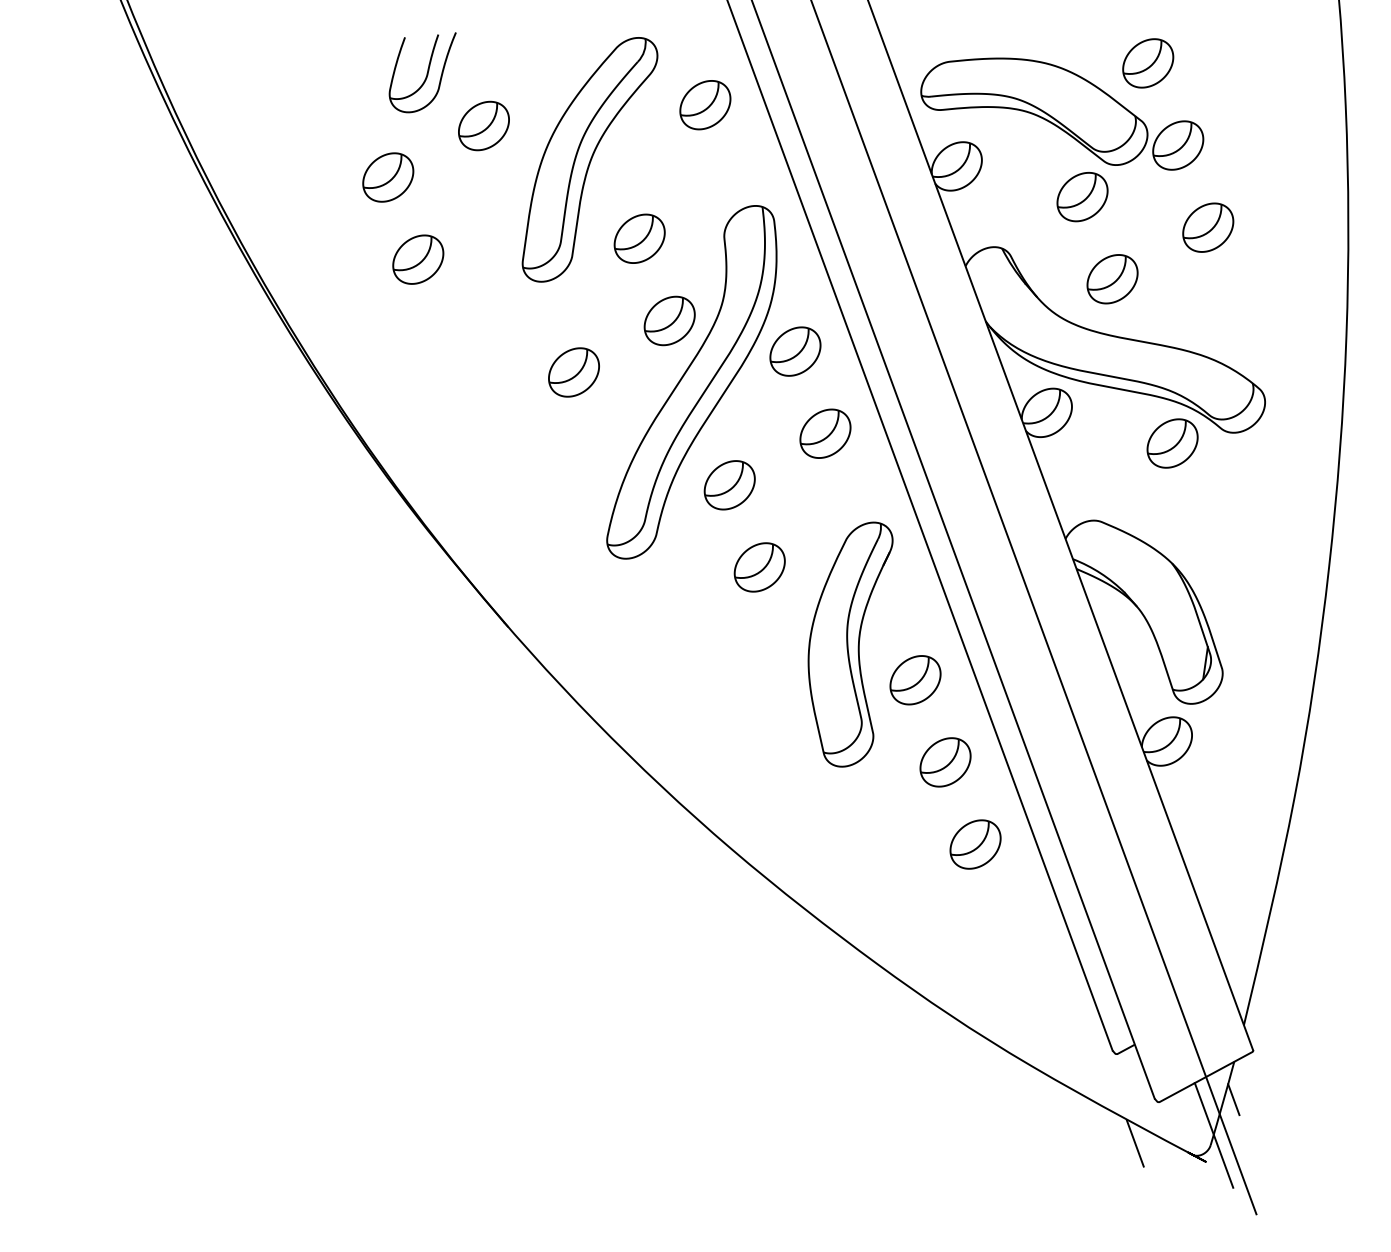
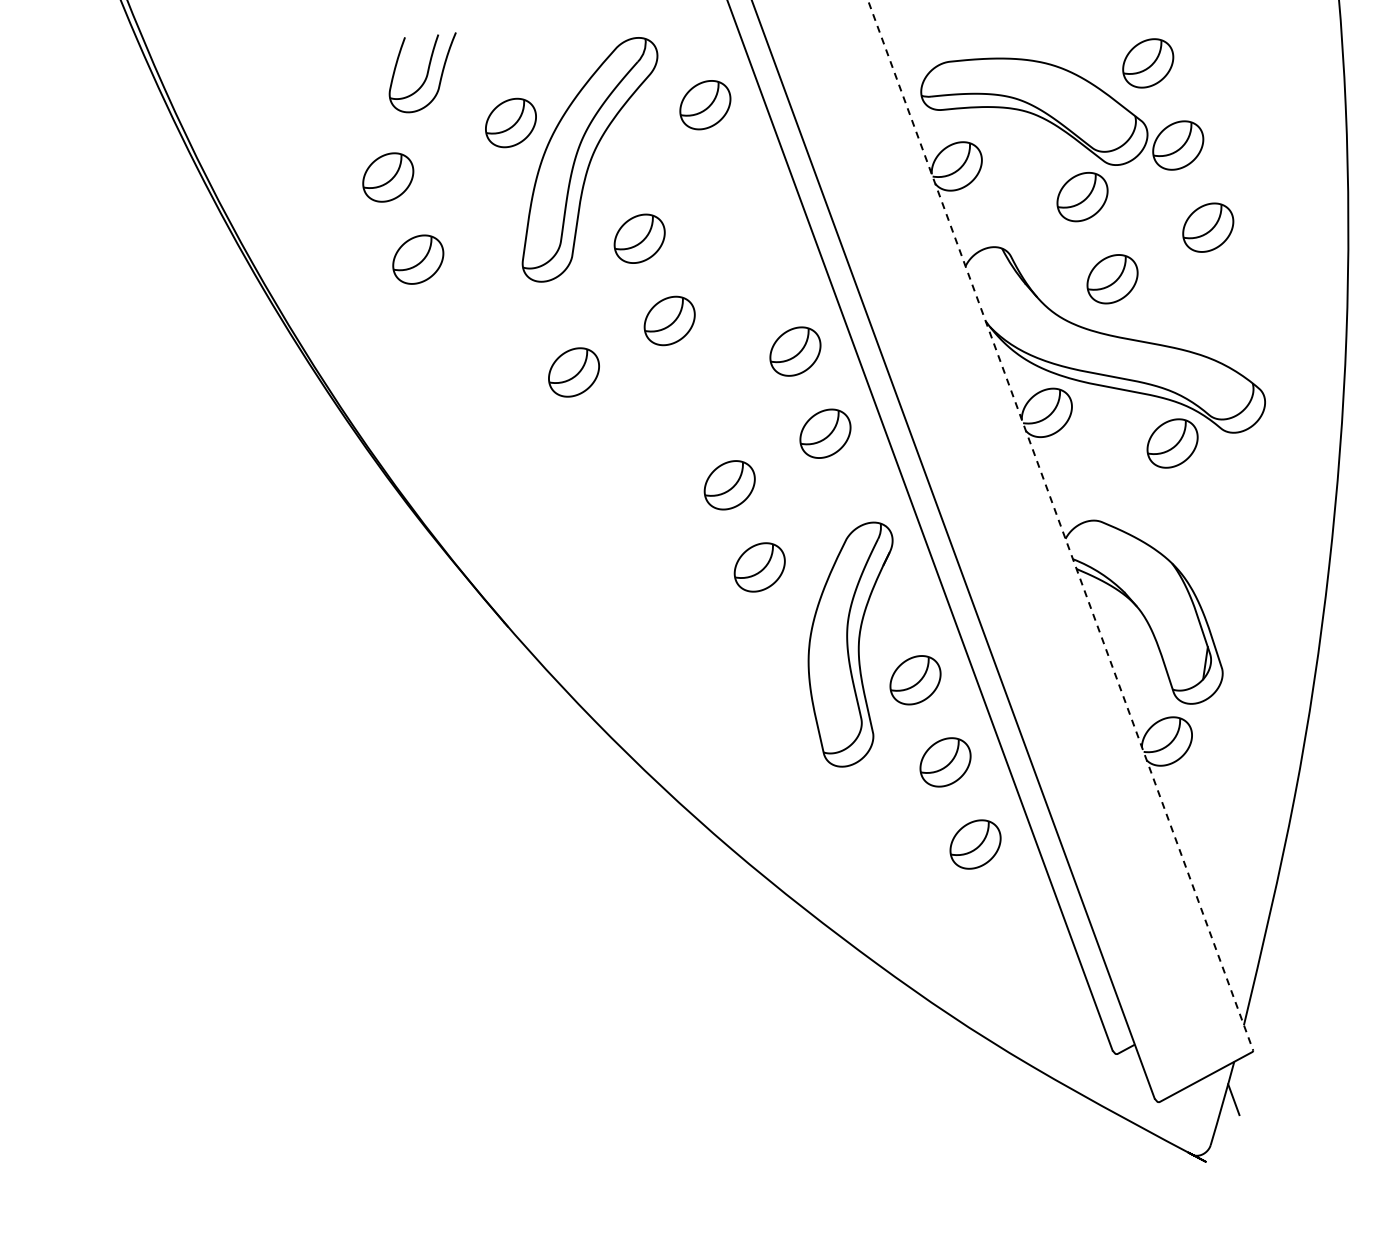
part position: (483, 125) -> (510, 122) (510, 122)
part: present -> none (691, 382)
line: solid -> dashed (1060, 525)
line: present -> none (1034, 608)
line: present -> none (1213, 1135)
line: present -> none (1134, 1143)
